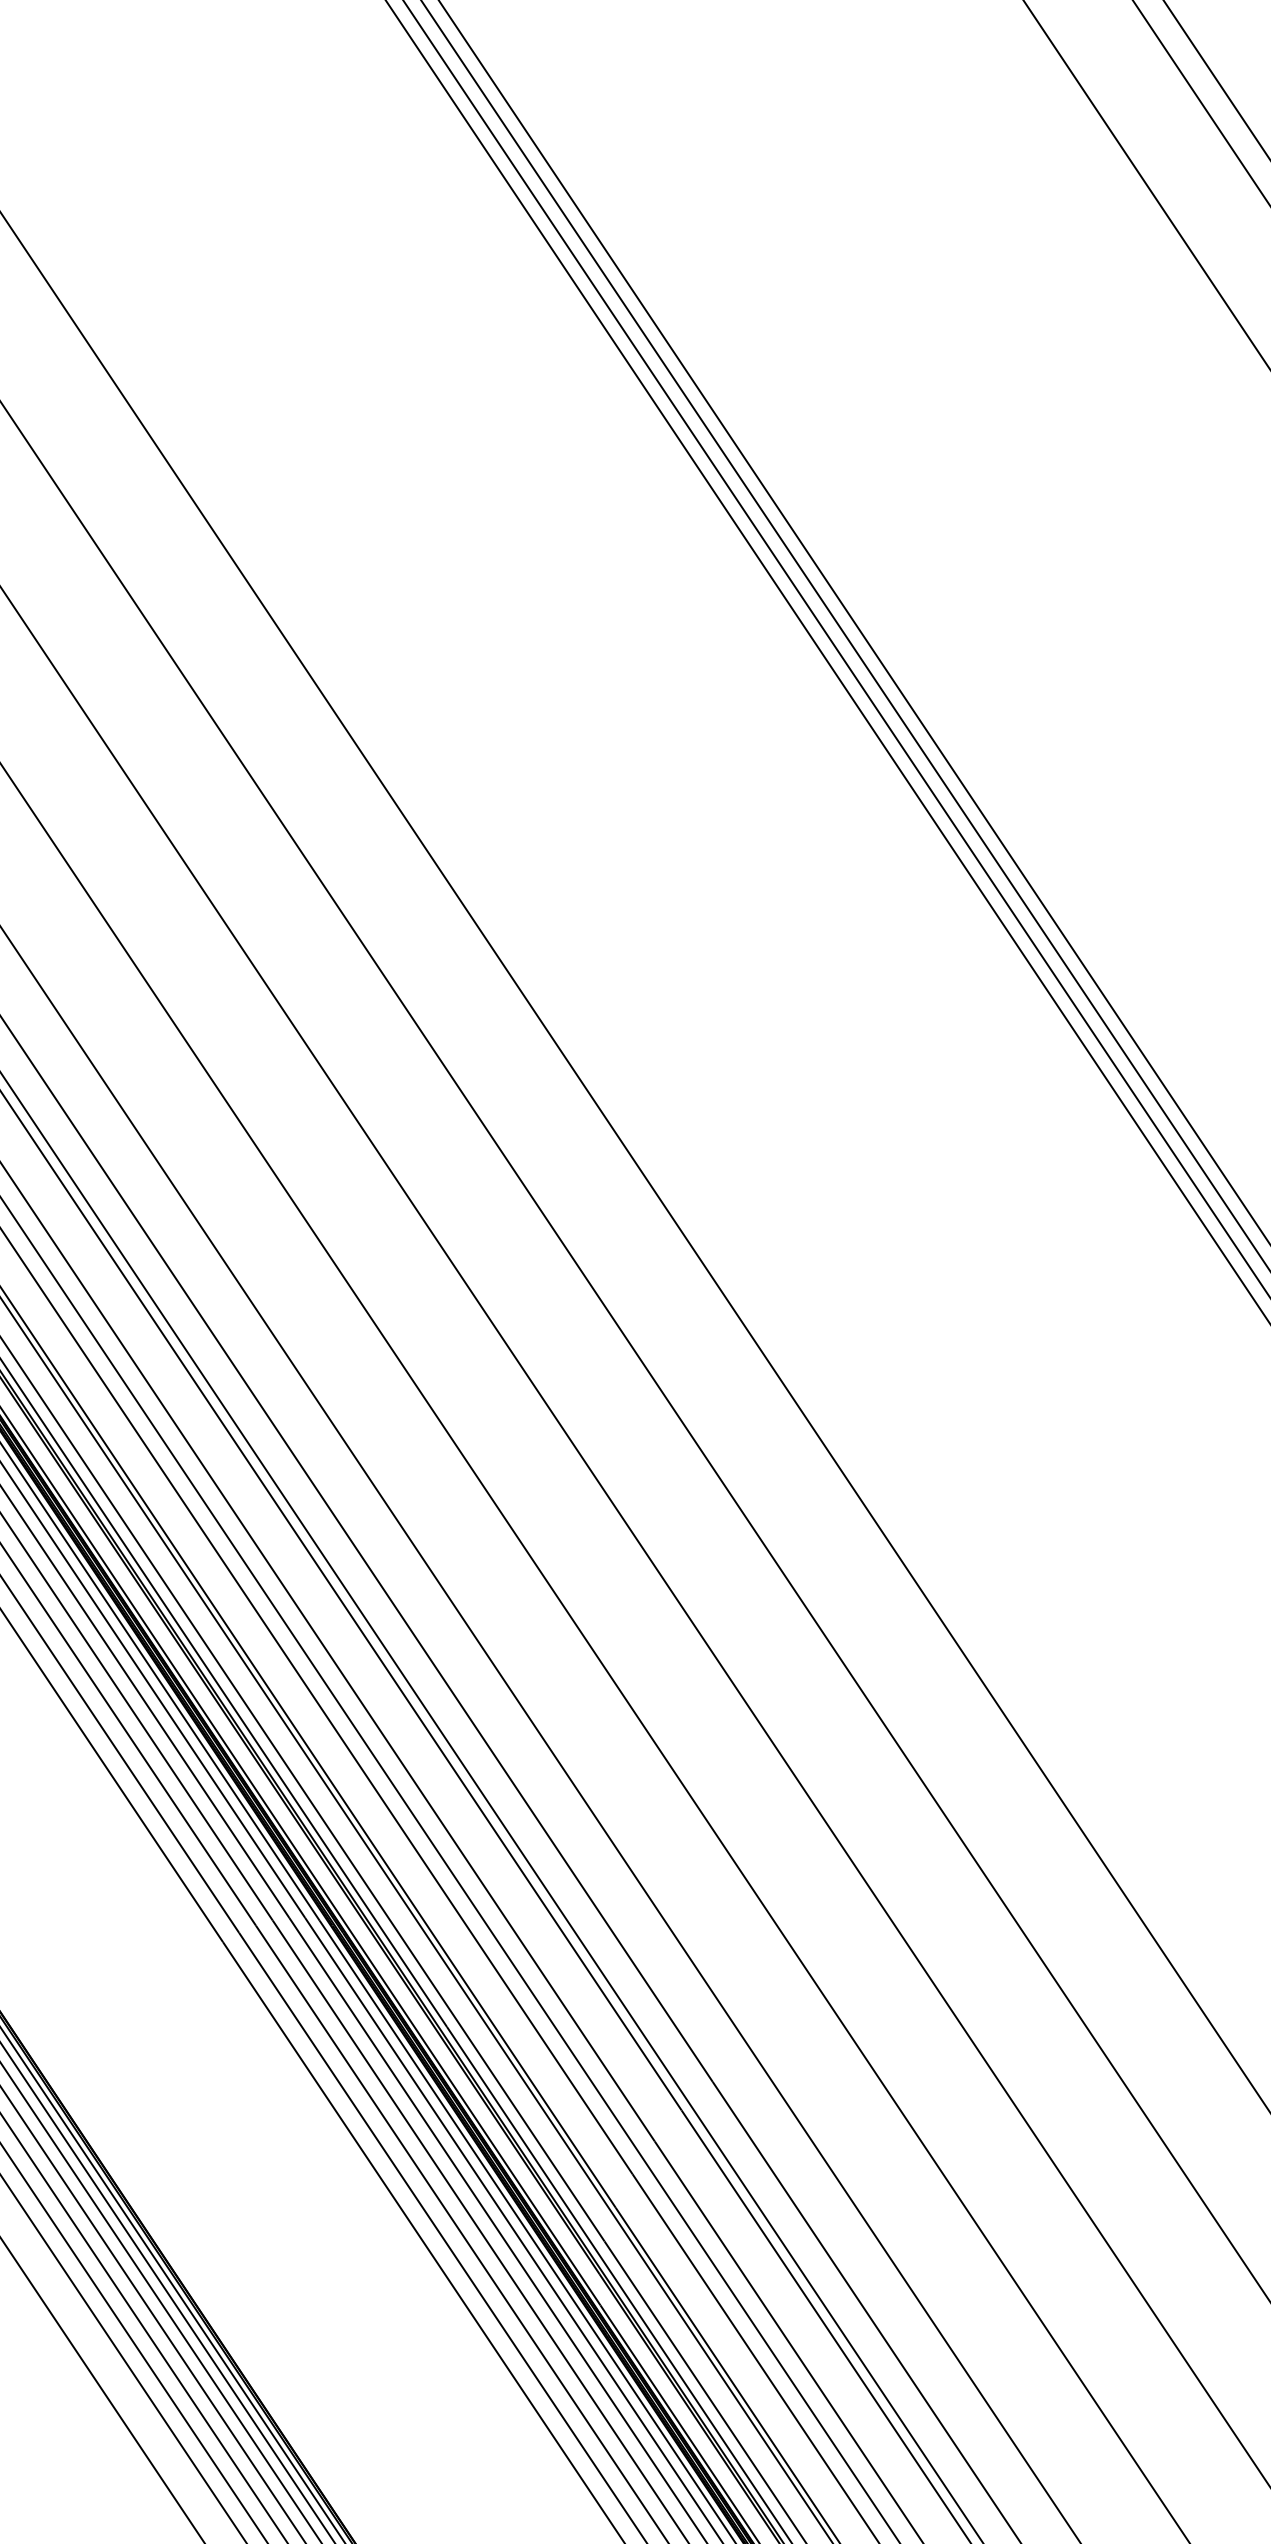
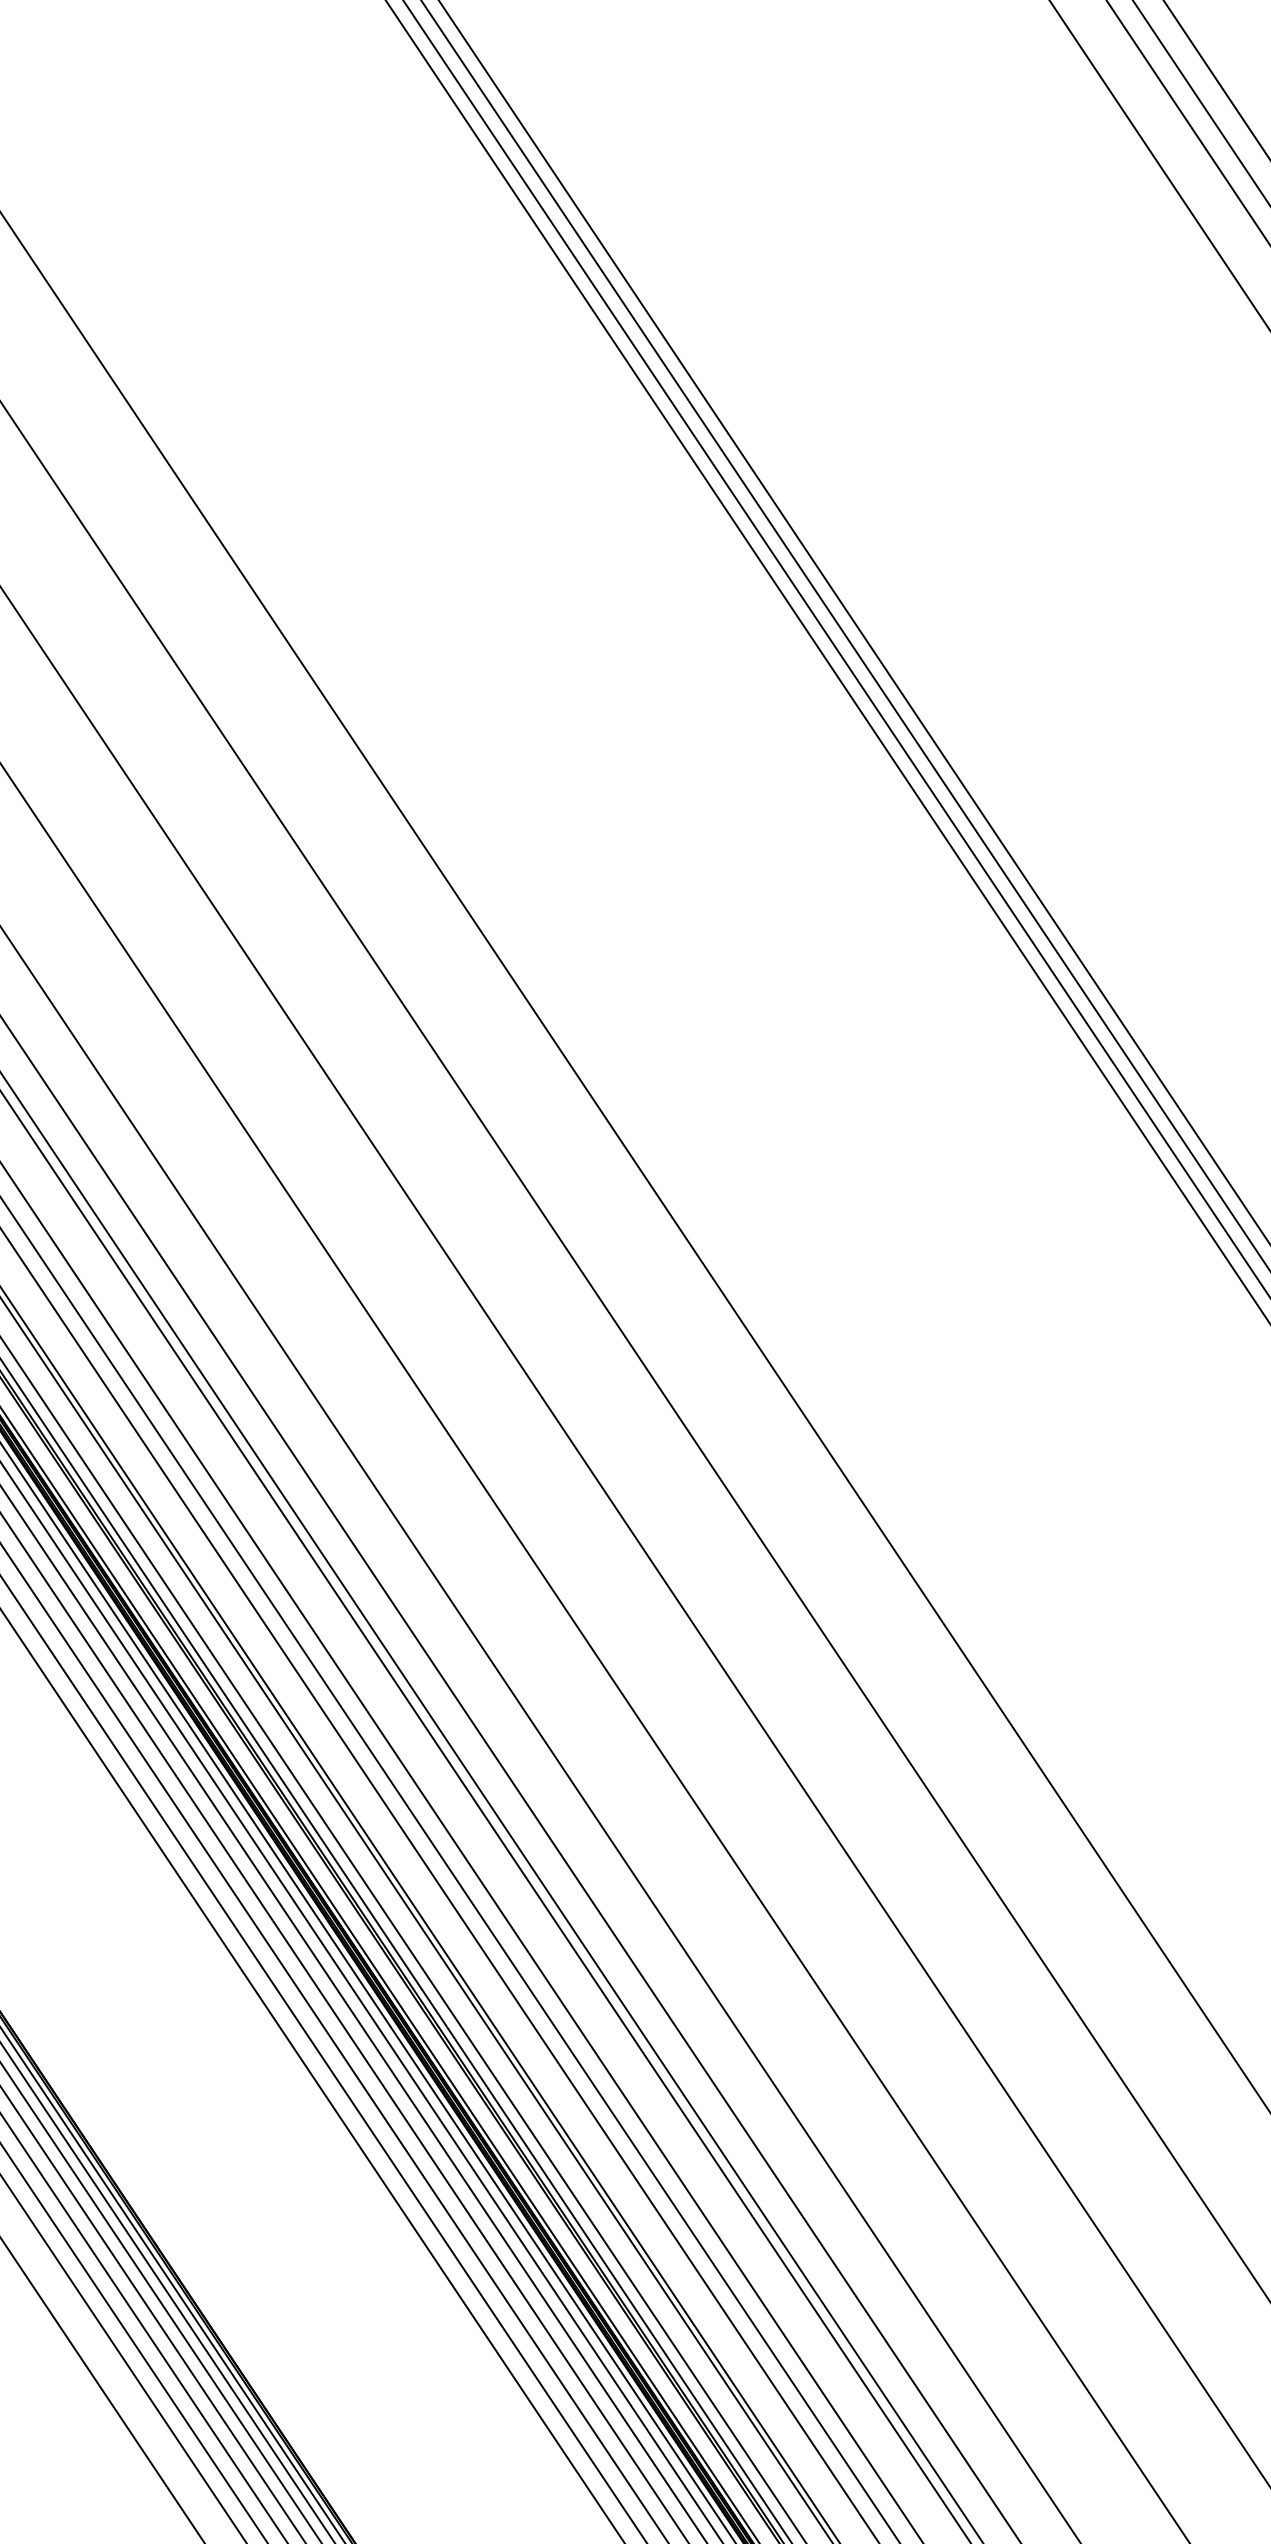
line: none -> present (1187, 121)
line position: (1145, 183) -> (1158, 164) (1158, 164)
